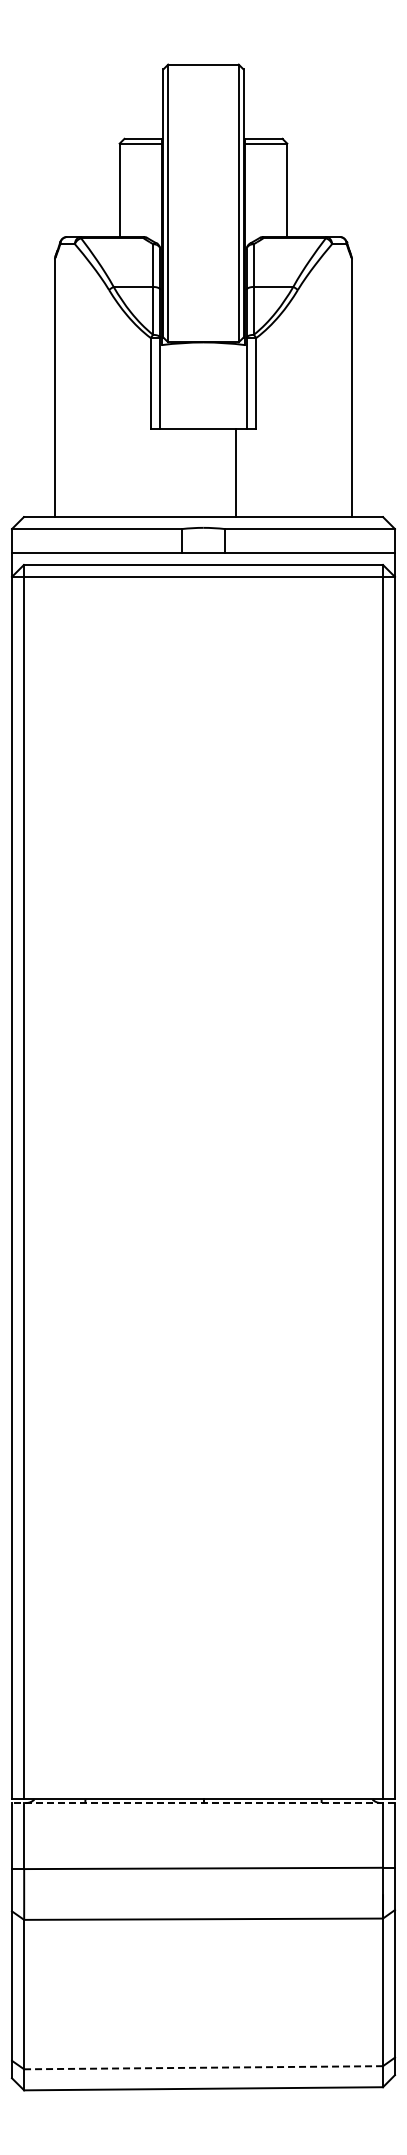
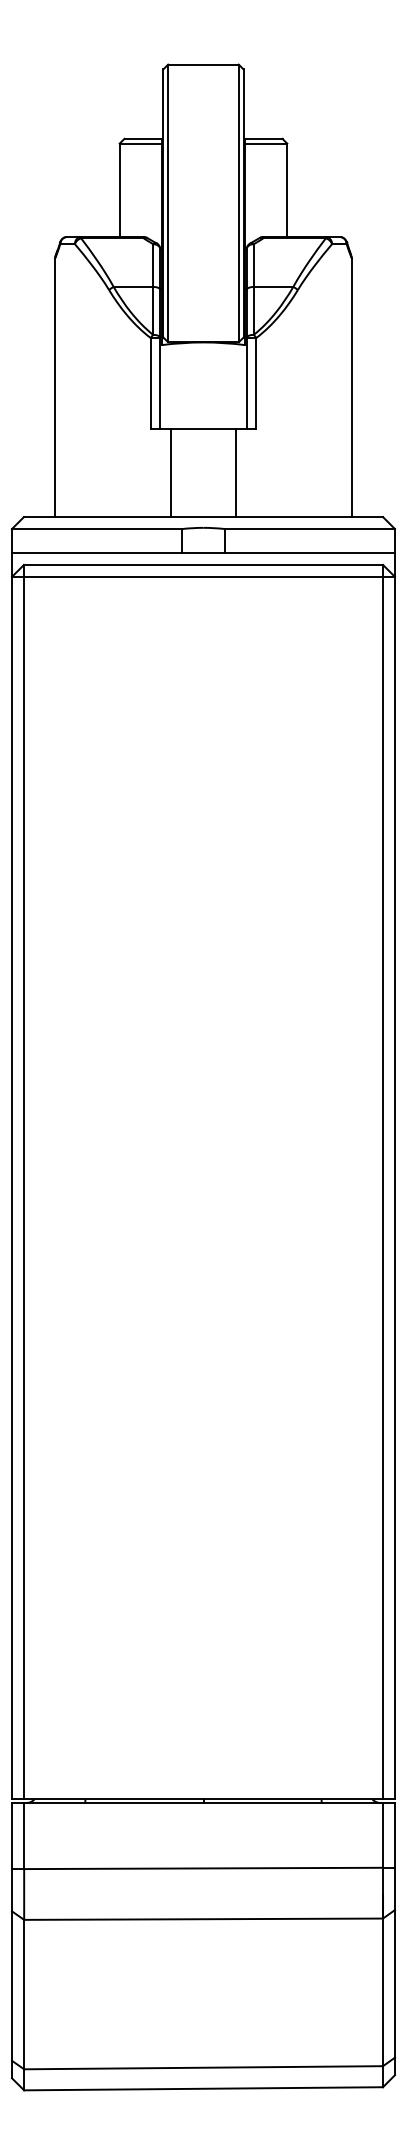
line: none -> present (171, 472)
line: dashed -> solid (203, 1803)
line: dashed -> solid (203, 2067)
